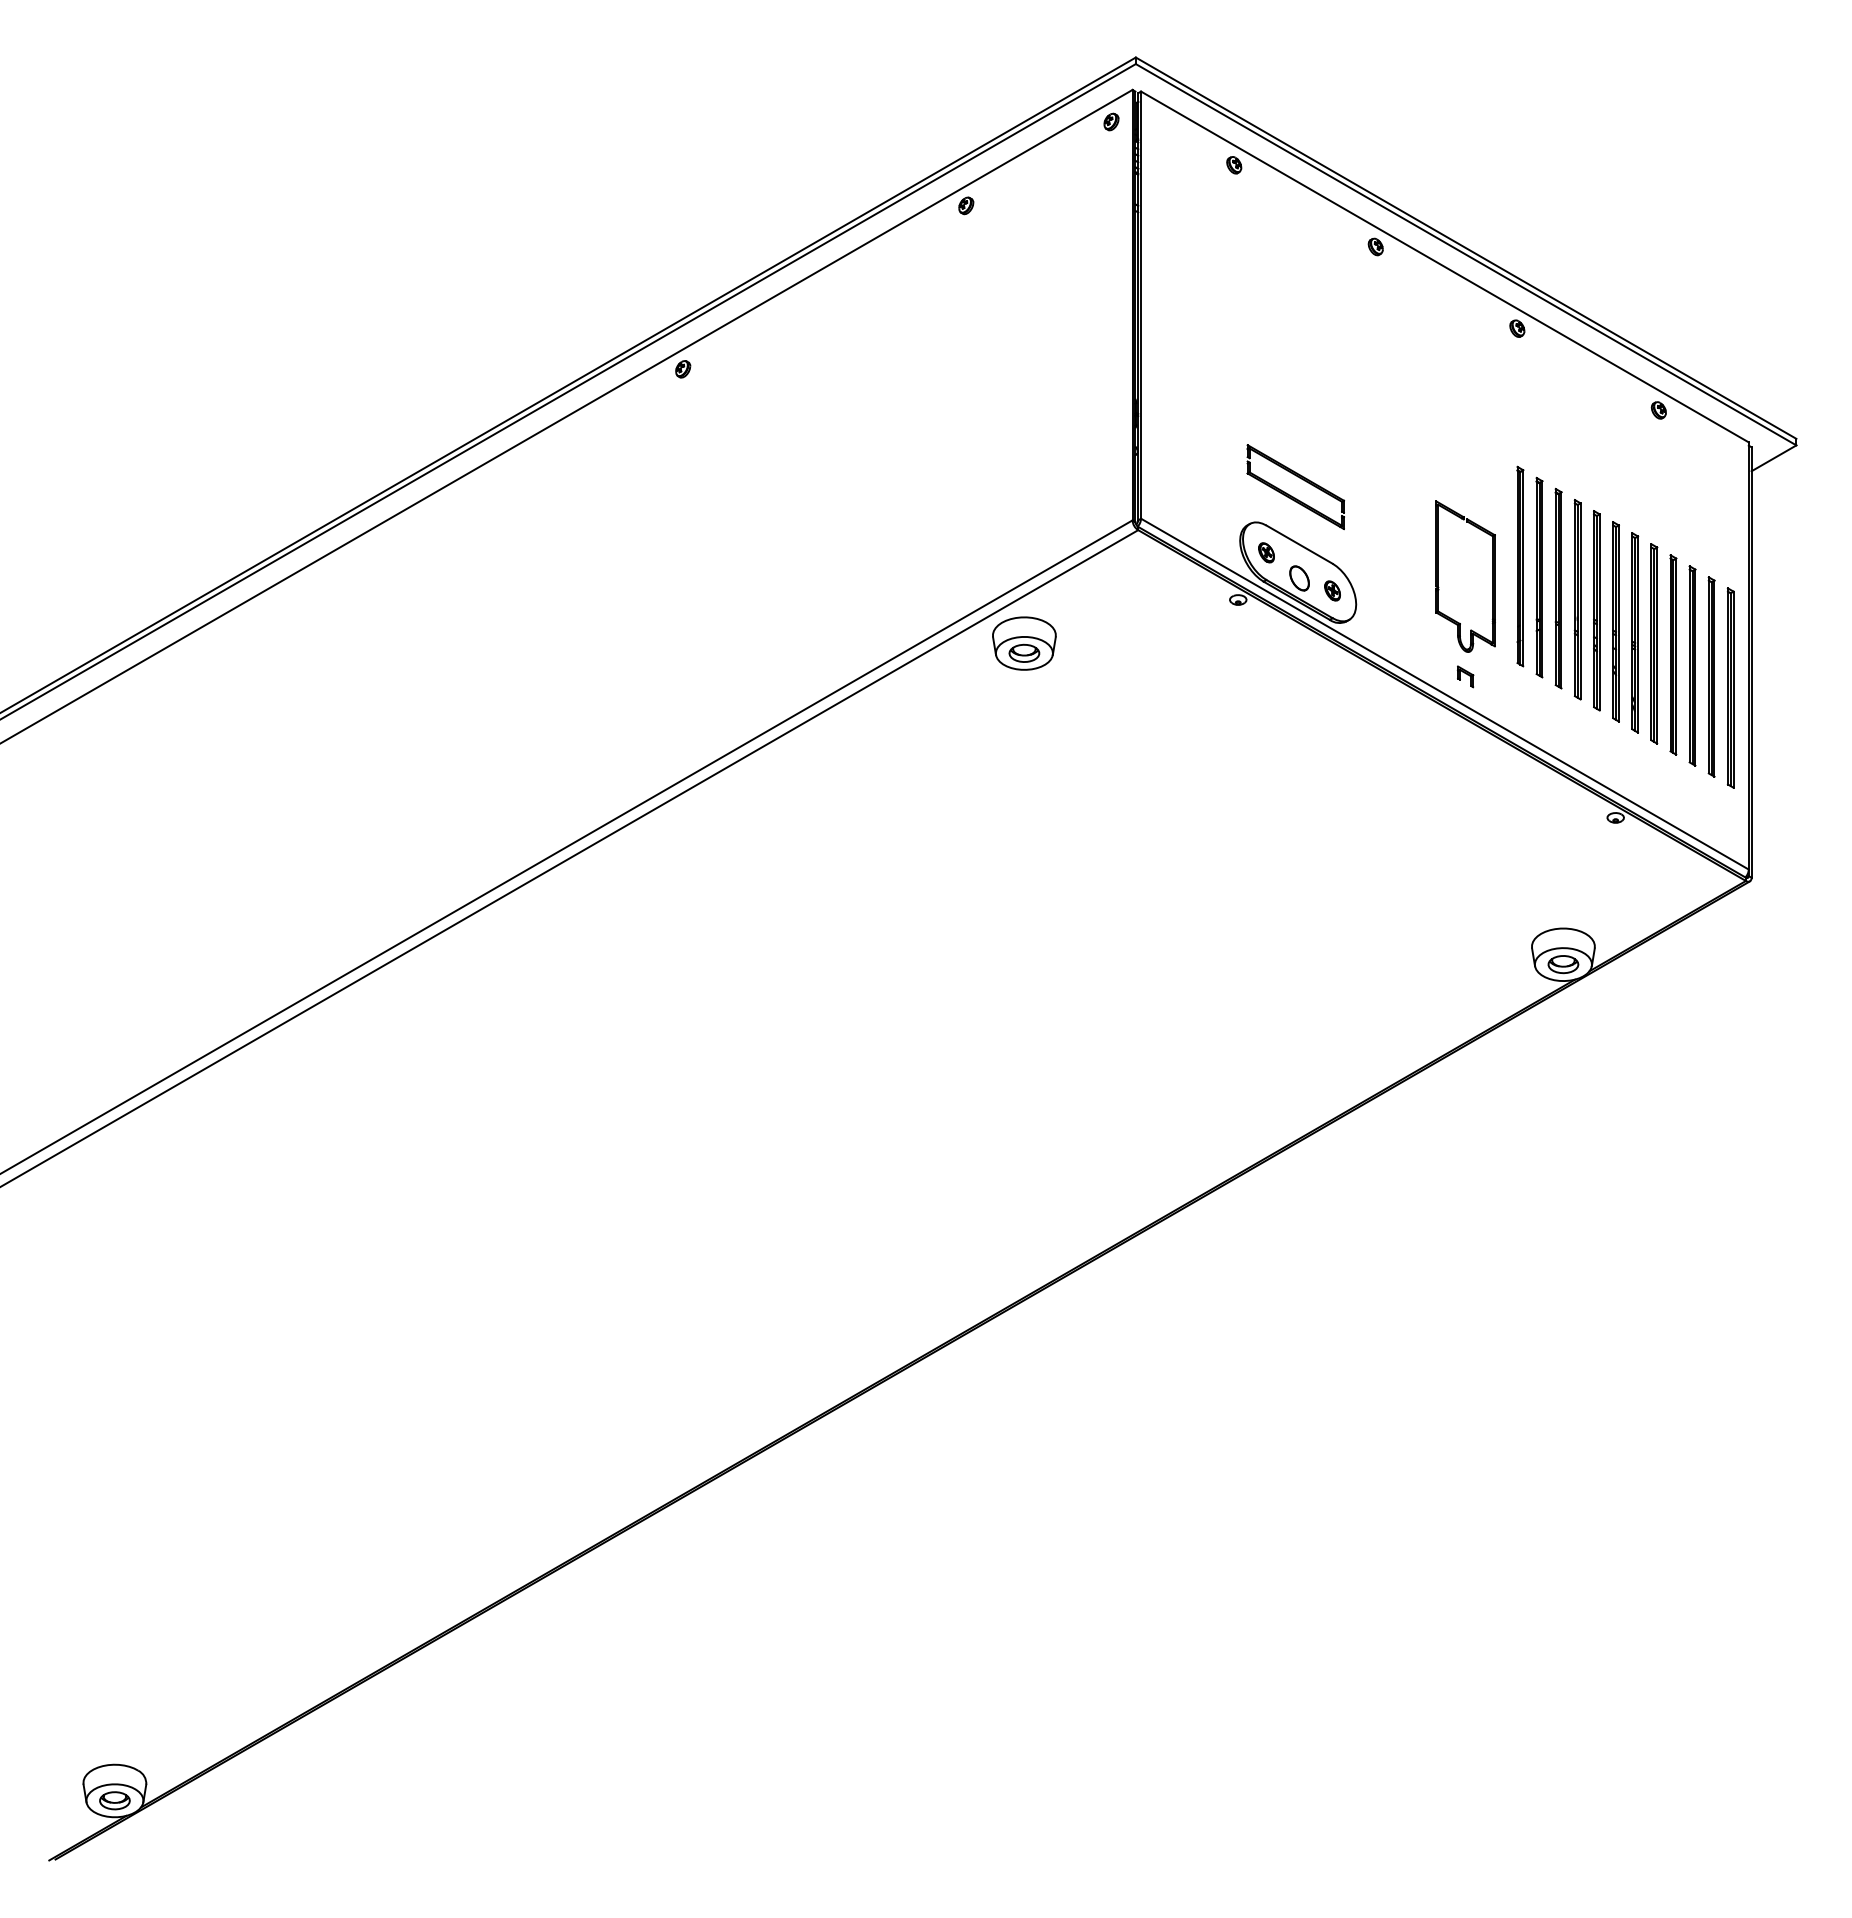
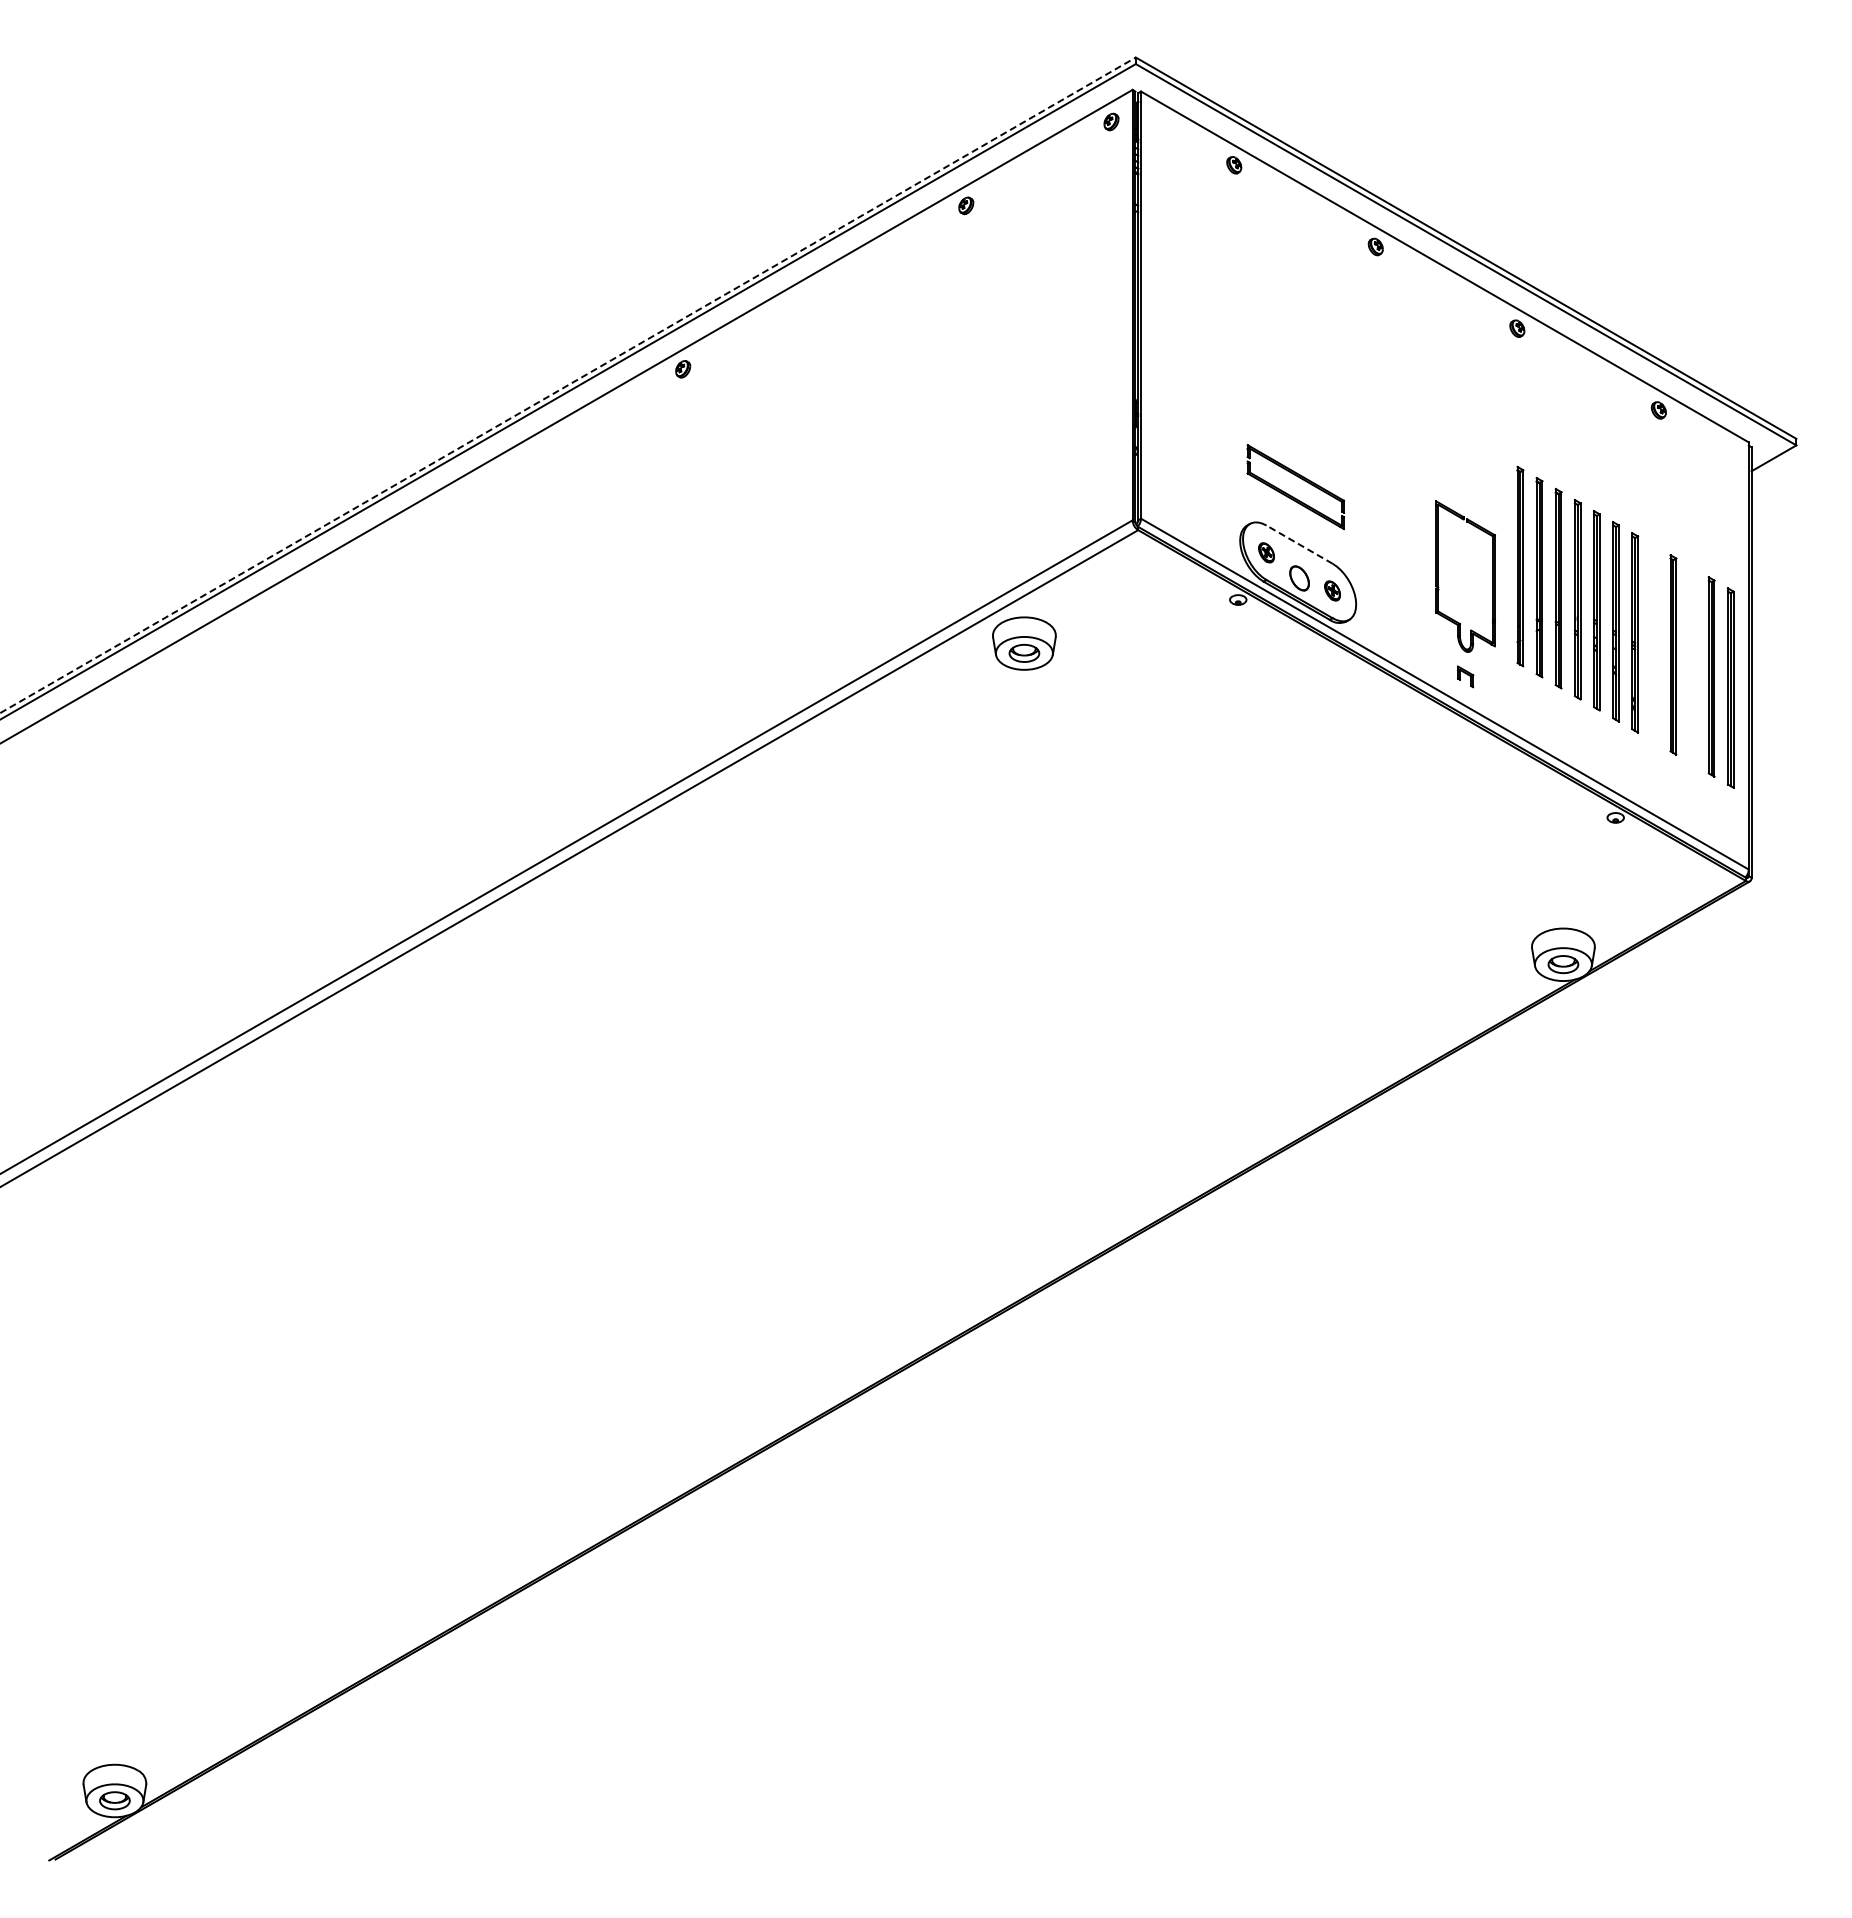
line: solid -> dashed (567, 385)
line: solid -> dashed (1299, 544)
part: present -> none (1654, 643)
part: present -> none (1692, 665)
